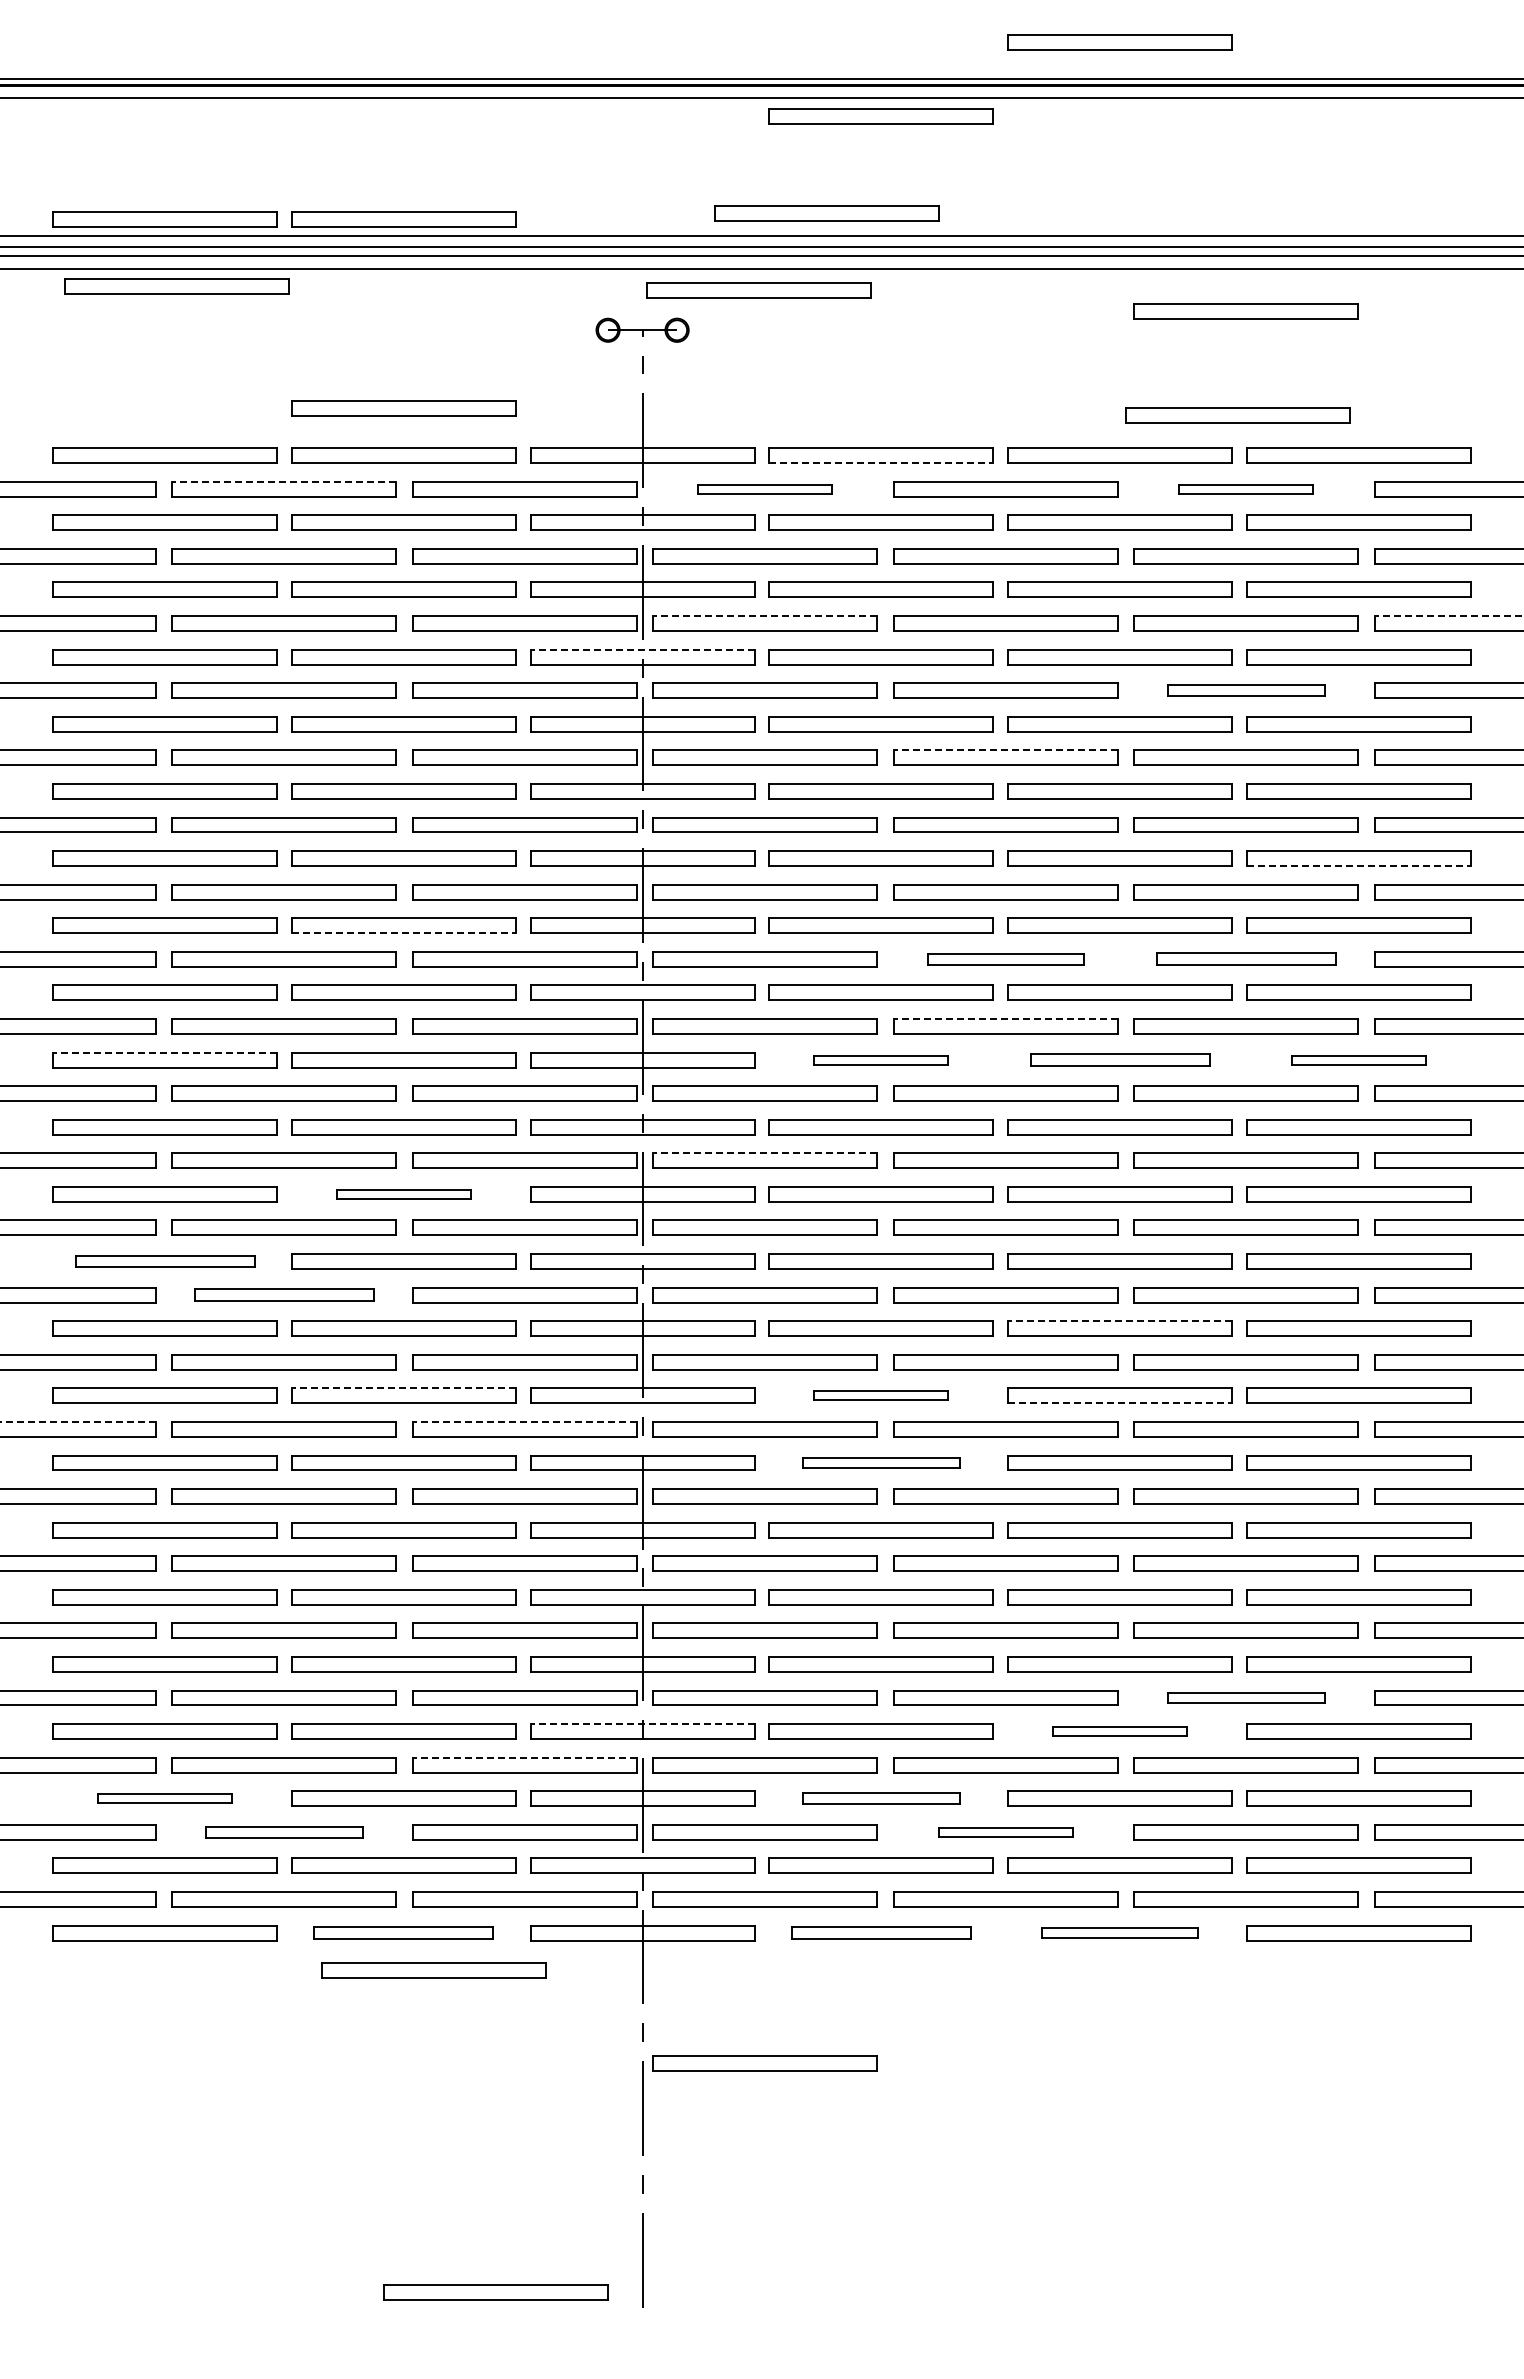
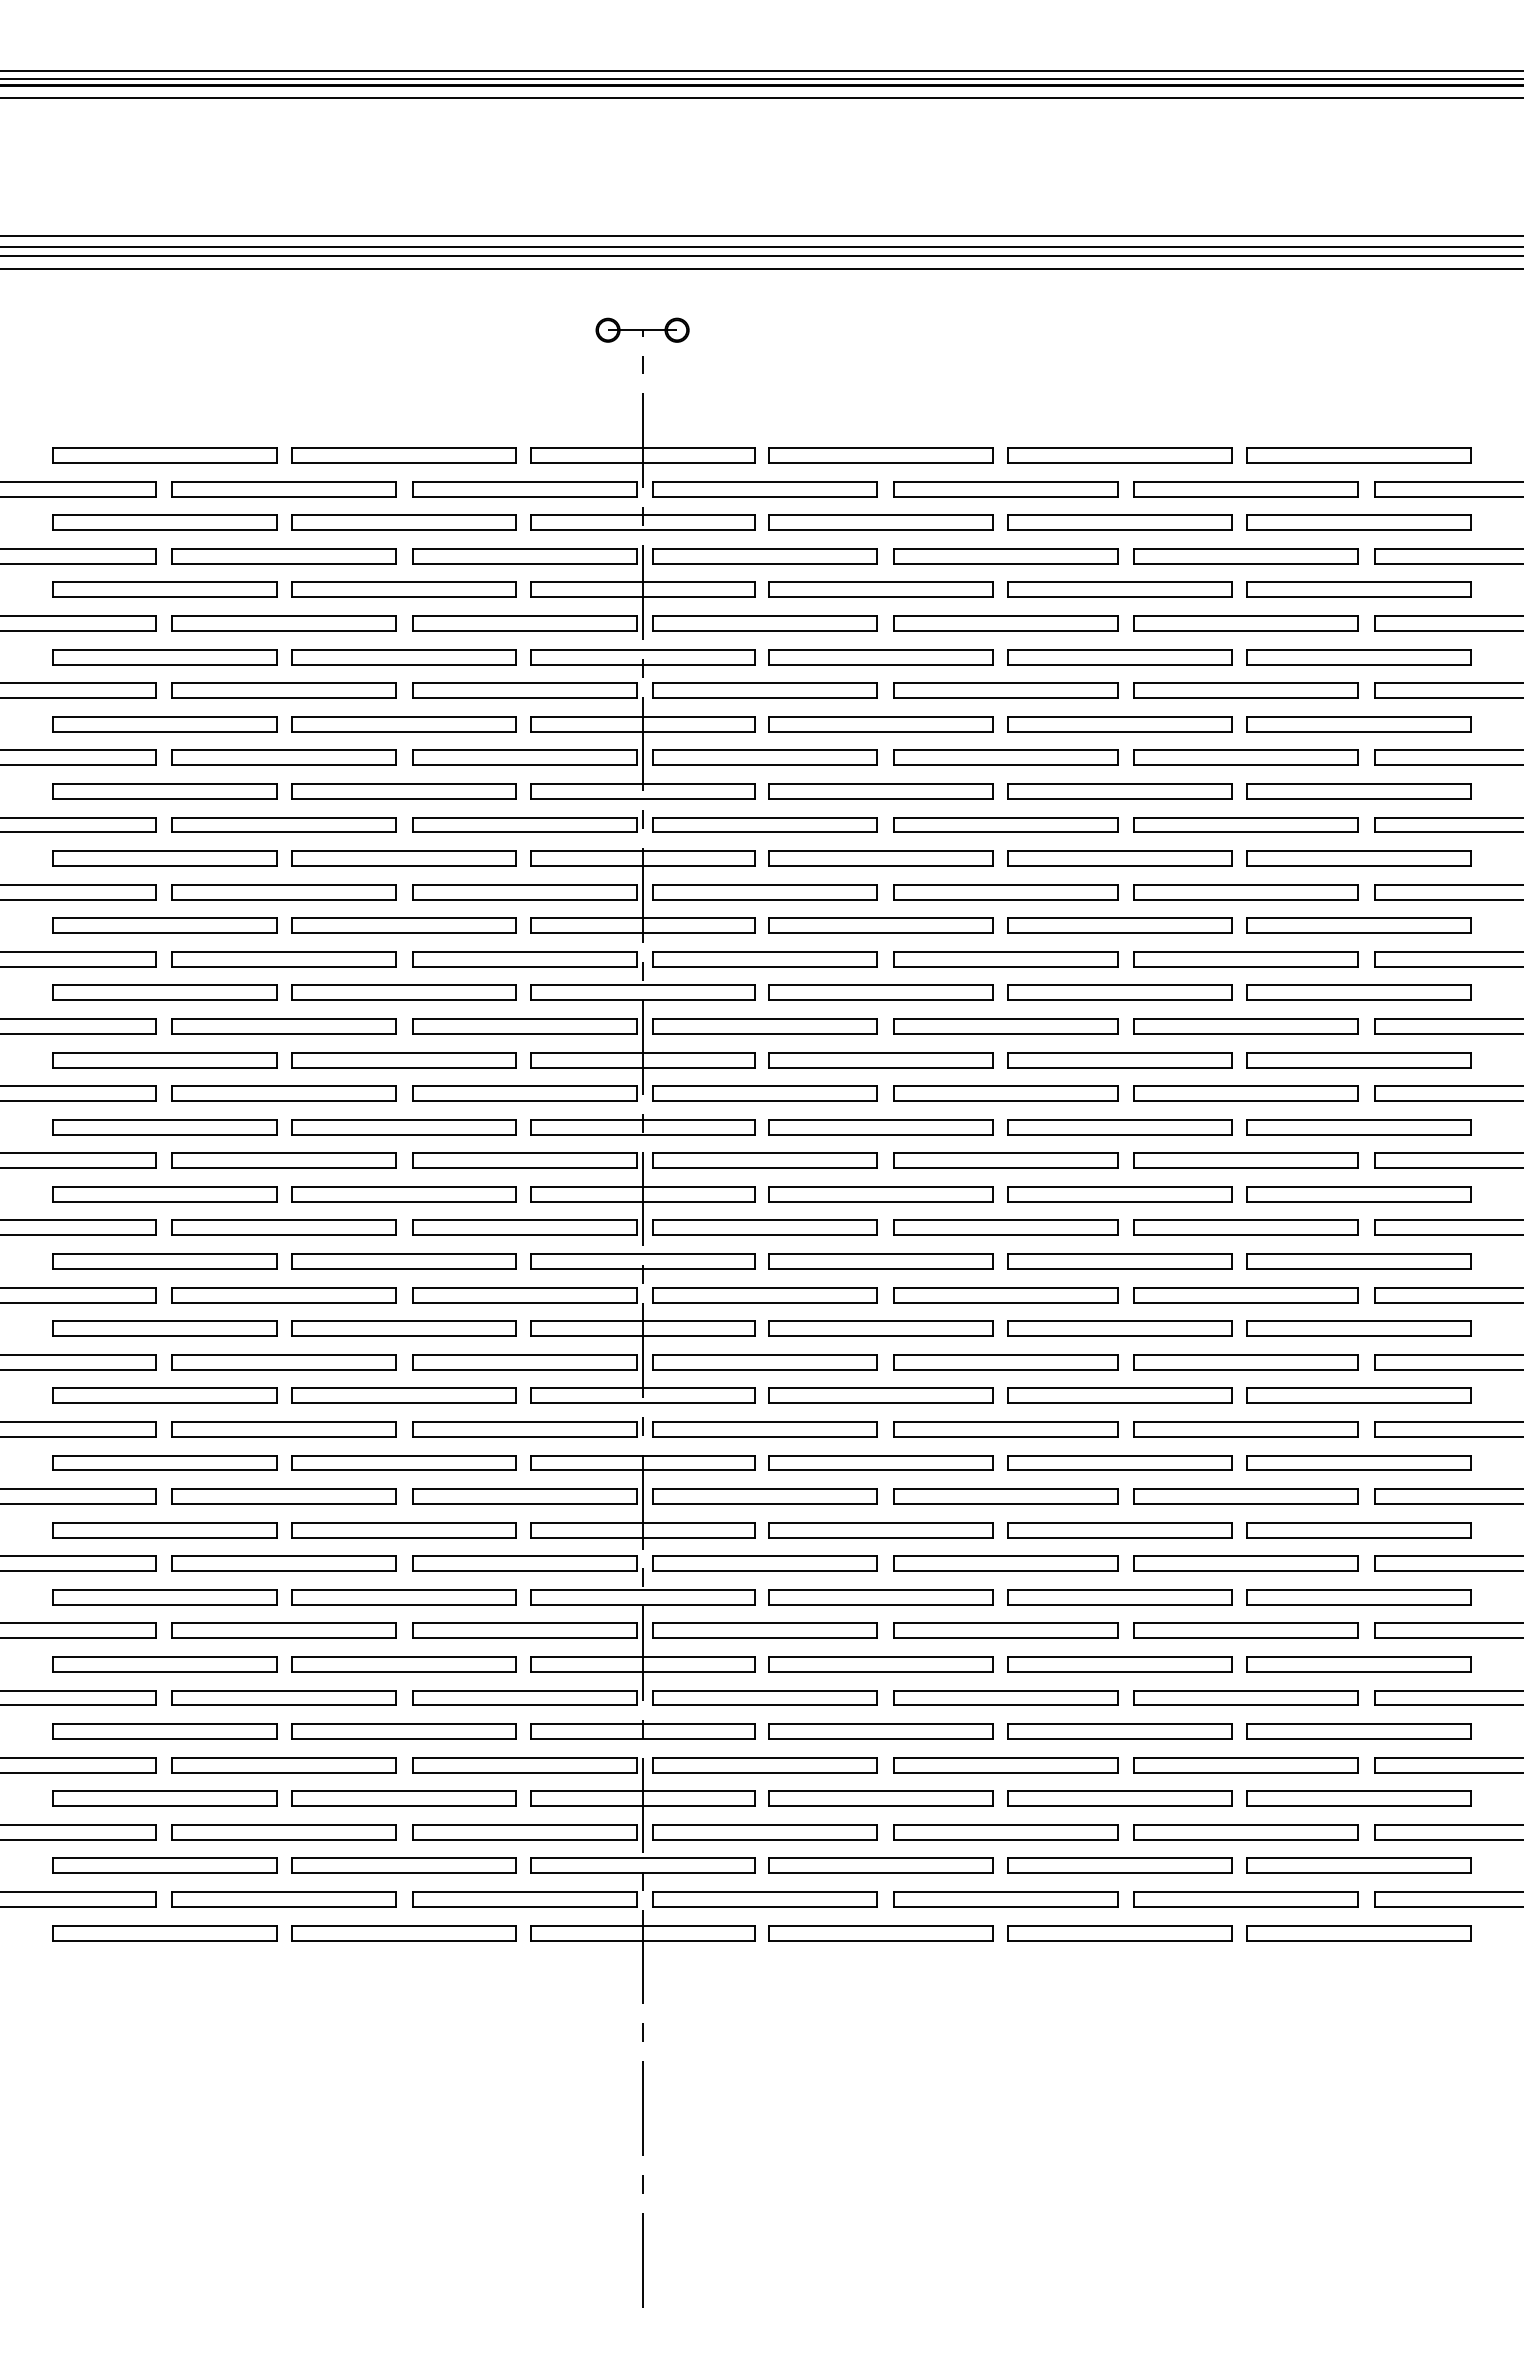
part: present -> none (1119, 42)
line: none -> present (761, 71)
part: present -> none (880, 116)
part: present -> none (826, 213)
part: present -> none (164, 219)
part: present -> none (403, 219)
part: present -> none (176, 286)
part: present -> none (758, 290)
part: present -> none (1245, 311)
part: present -> none (403, 408)
part: present -> none (1237, 415)
line: dashed -> solid (881, 463)
line: dashed -> solid (284, 481)
part size: 136x11 px -> 226x17 px (764, 489)
part size: 136x11 px -> 226x17 px (1245, 489)
line: dashed -> solid (765, 616)
line: dashed -> solid (1448, 616)
line: dashed -> solid (642, 649)
part size: 159x13 px -> 226x17 px (1245, 690)
line: dashed -> solid (1005, 750)
line: dashed -> solid (1358, 866)
line: dashed -> solid (403, 933)
part size: 181x14 px -> 226x17 px (1245, 959)
part size: 158x13 px -> 226x17 px (1005, 959)
line: dashed -> solid (1005, 1019)
line: dashed -> solid (165, 1052)
part size: 181x14 px -> 226x17 px (1119, 1060)
part size: 136x11 px -> 226x17 px (880, 1060)
part size: 136x11 px -> 226x17 px (1358, 1060)
line: dashed -> solid (765, 1153)
part size: 136x11 px -> 226x17 px (403, 1194)
part size: 181x13 px -> 226x17 px (164, 1261)
part size: 181x14 px -> 226x17 px (283, 1295)
line: dashed -> solid (1120, 1321)
line: dashed -> solid (403, 1388)
part size: 136x11 px -> 226x17 px (880, 1395)
line: dashed -> solid (1120, 1403)
line: dashed -> solid (77, 1421)
line: dashed -> solid (524, 1421)
part size: 159x12 px -> 226x16 px (880, 1462)
part size: 159x12 px -> 226x16 px (1245, 1697)
line: dashed -> solid (642, 1724)
part size: 136x11 px -> 226x17 px (1119, 1731)
line: dashed -> solid (524, 1757)
part size: 136x11 px -> 226x17 px (164, 1798)
part size: 159x13 px -> 226x17 px (880, 1798)
part size: 159x13 px -> 226x17 px (283, 1832)
part size: 136x11 px -> 226x17 px (1005, 1832)
part size: 181x14 px -> 226x17 px (403, 1933)
part size: 181x14 px -> 226x17 px (880, 1933)
part size: 158x12 px -> 226x17 px (1119, 1933)
part: present -> none (433, 1970)
part: present -> none (764, 2063)
part: present -> none (495, 2292)
